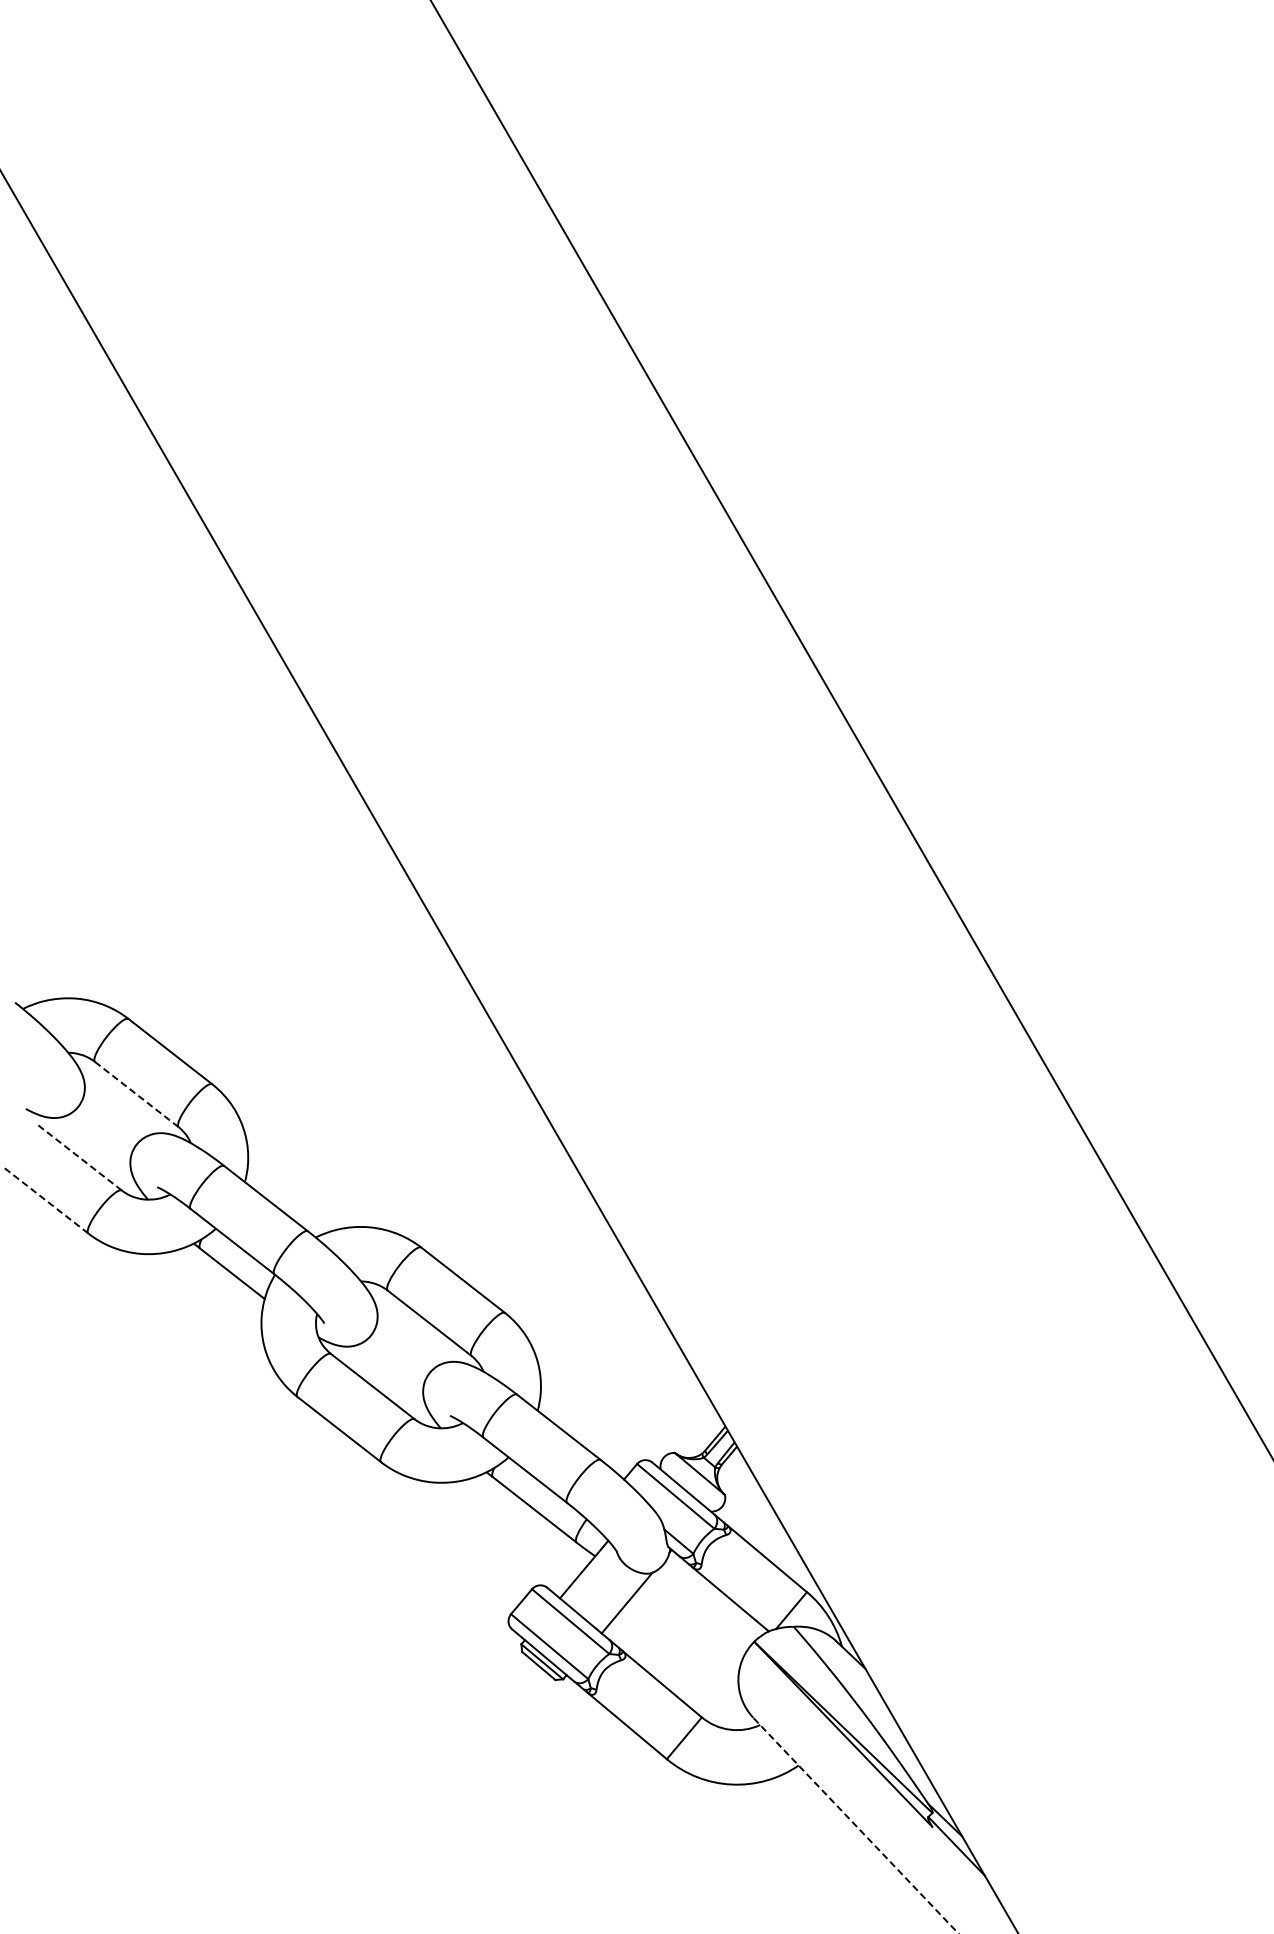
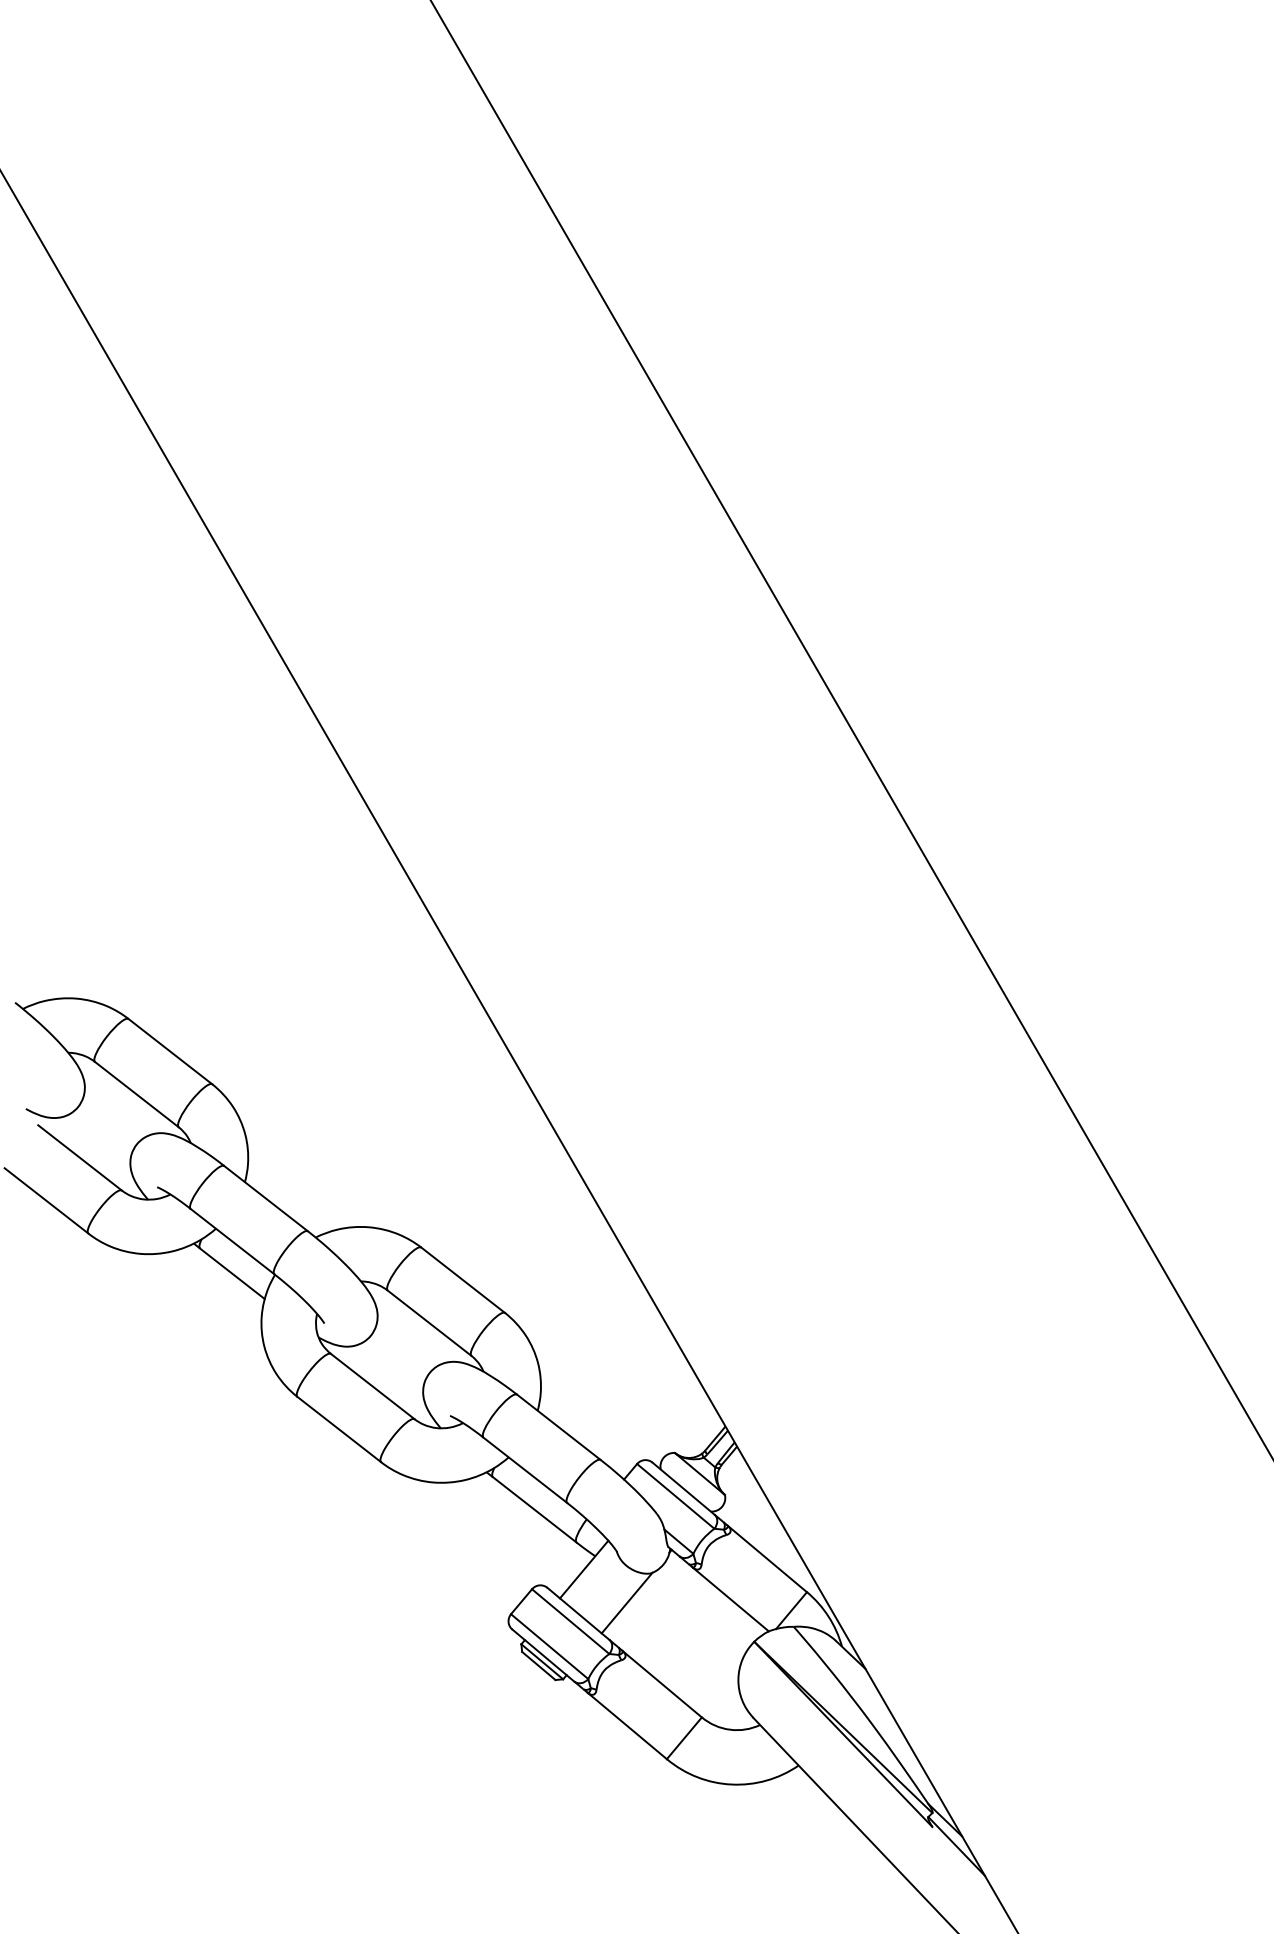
line: dashed -> solid (137, 1094)
line: dashed -> solid (79, 1157)
line: dashed -> solid (46, 1200)
line: dashed -> solid (855, 1825)
